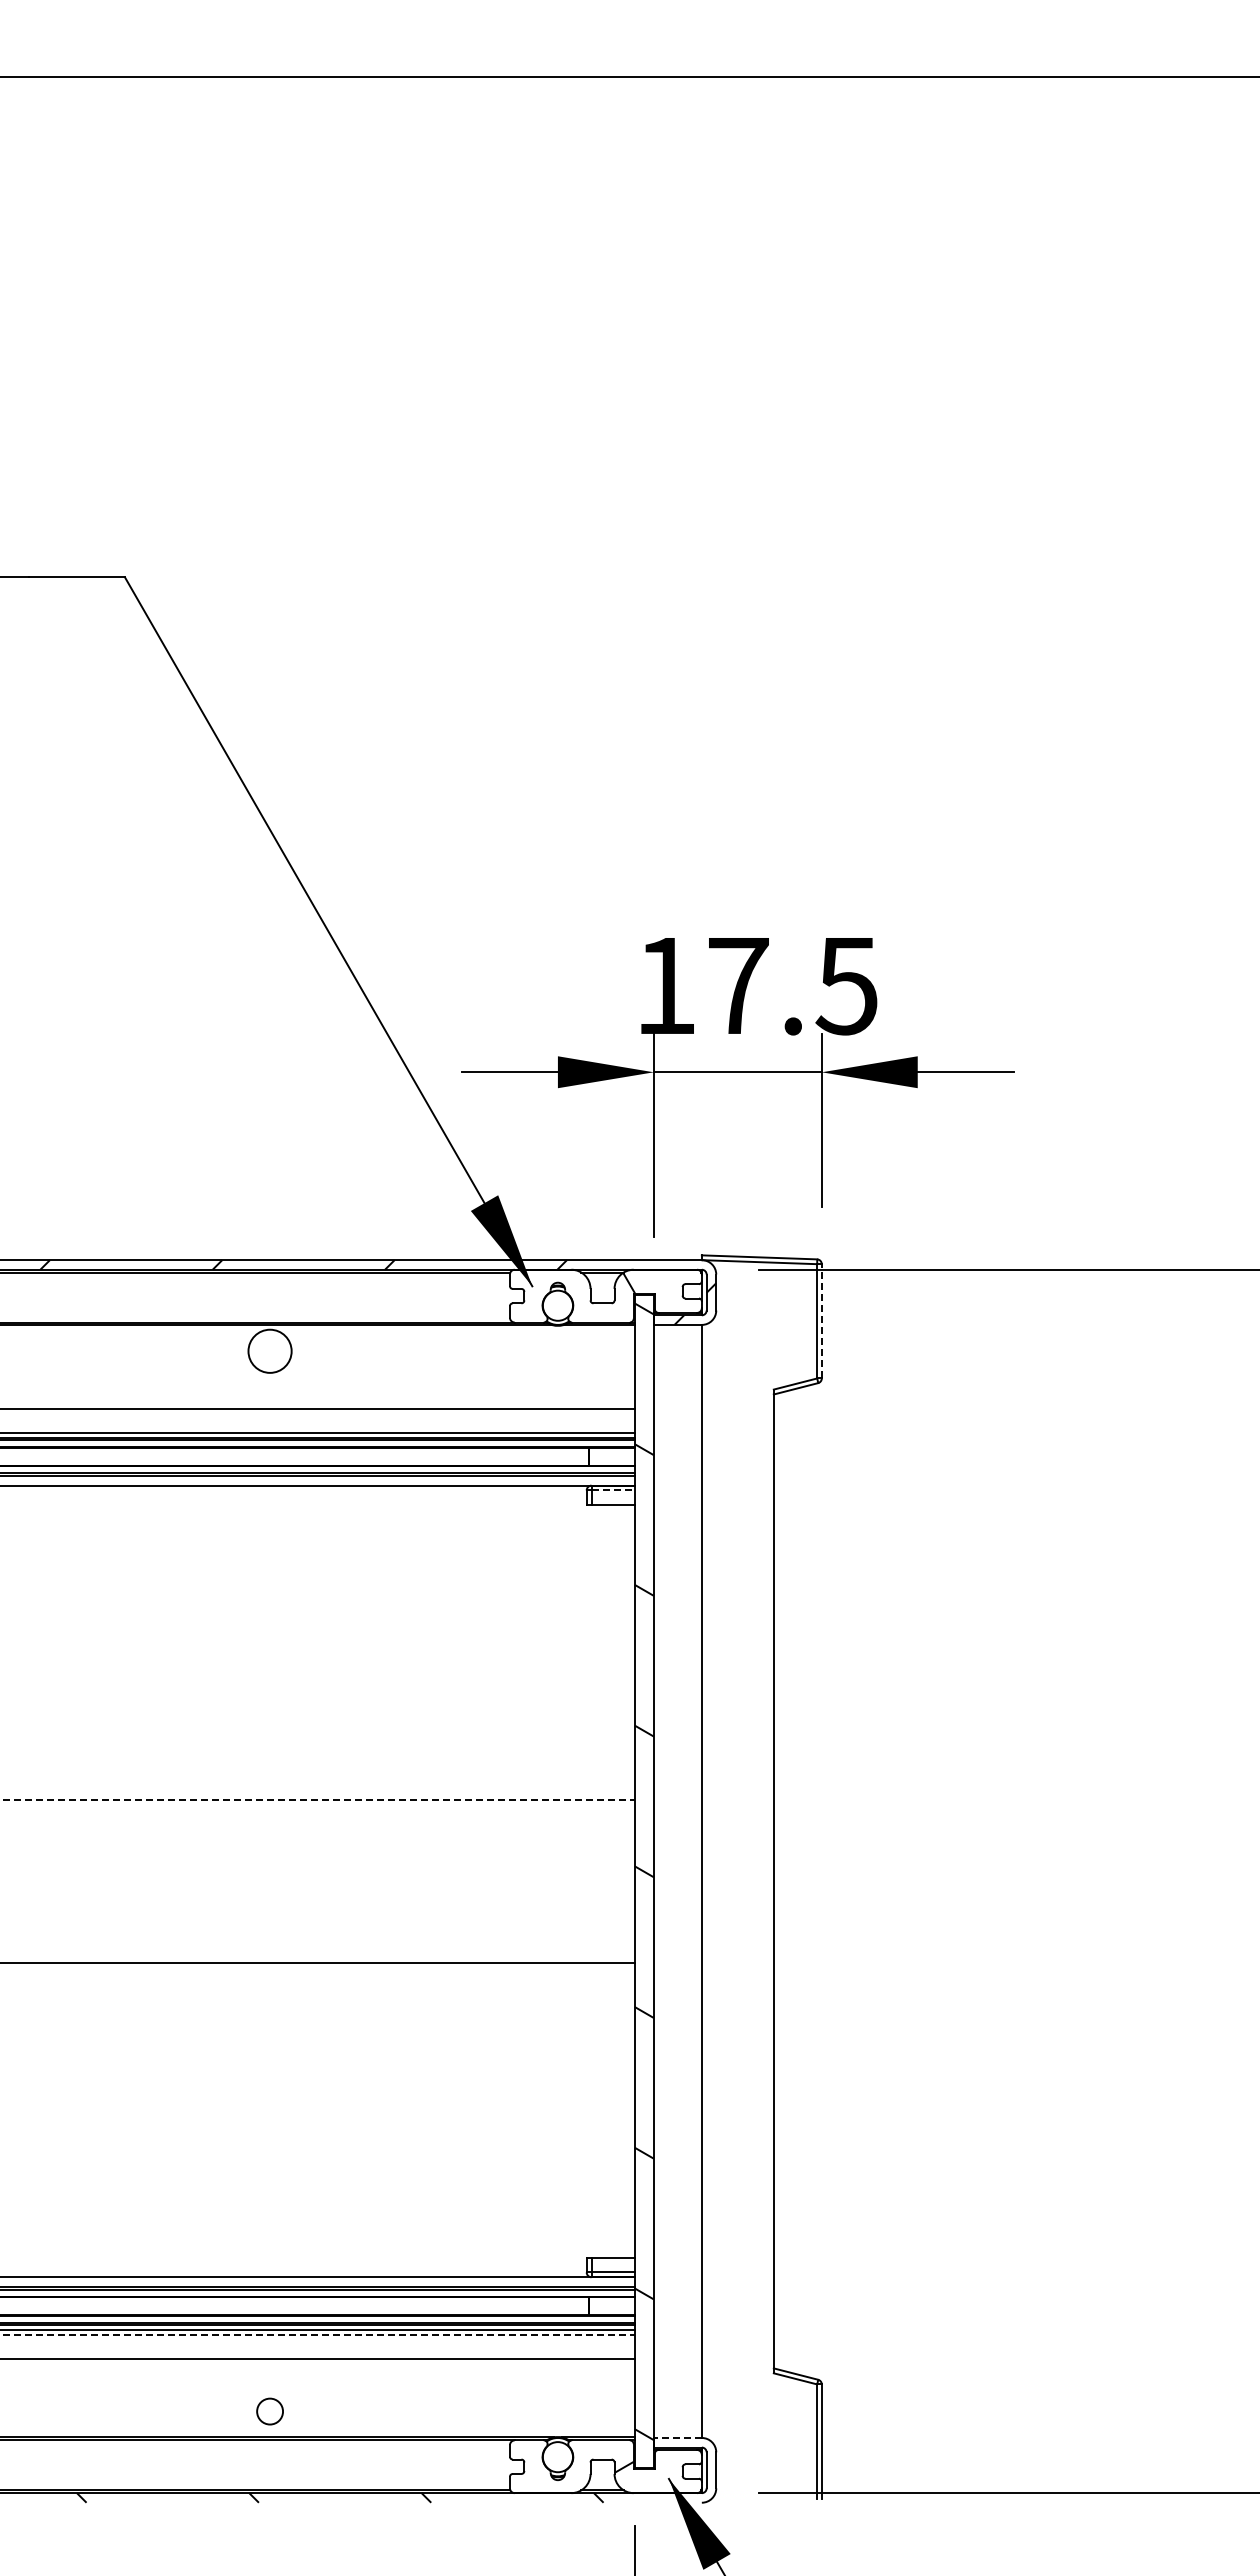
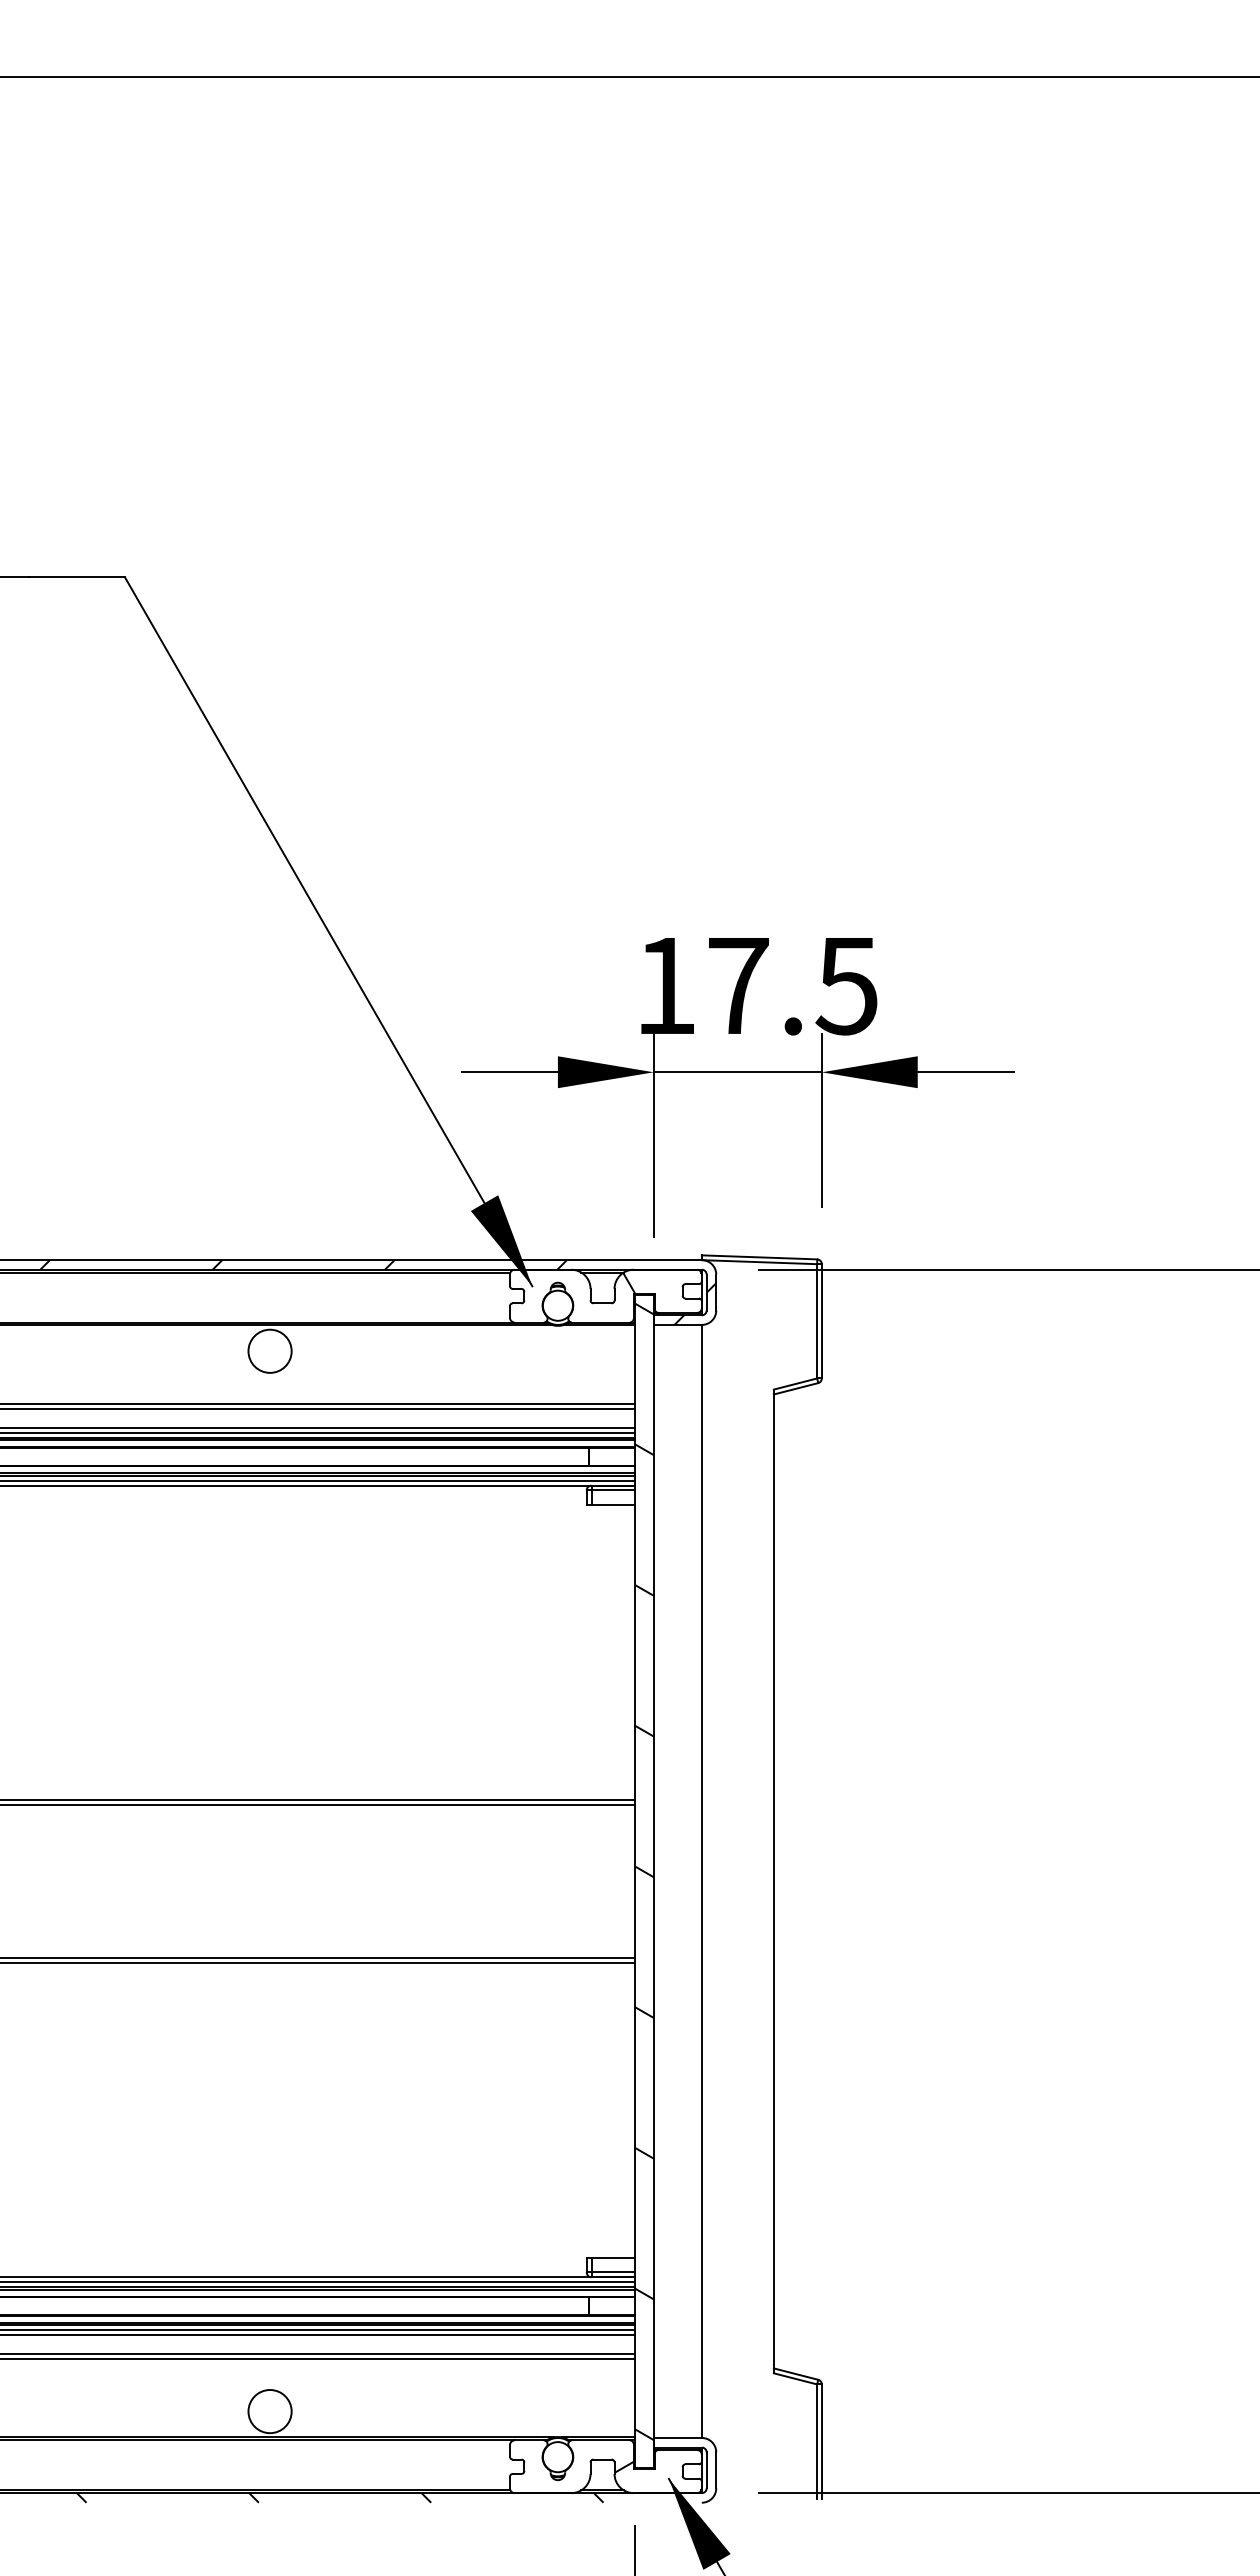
line: dashed -> solid (821, 1320)
line: none -> present (318, 1404)
line: none -> present (318, 1428)
line: none -> present (318, 1480)
line: dashed -> solid (613, 1490)
line: dashed -> solid (317, 1799)
line: none -> present (318, 1804)
line: none -> present (318, 1958)
line: none -> present (318, 2282)
line: dashed -> solid (317, 2334)
line: none -> present (318, 2354)
circle diameter: 26 px -> 43 px (269, 2411)
line: dashed -> solid (677, 2437)
